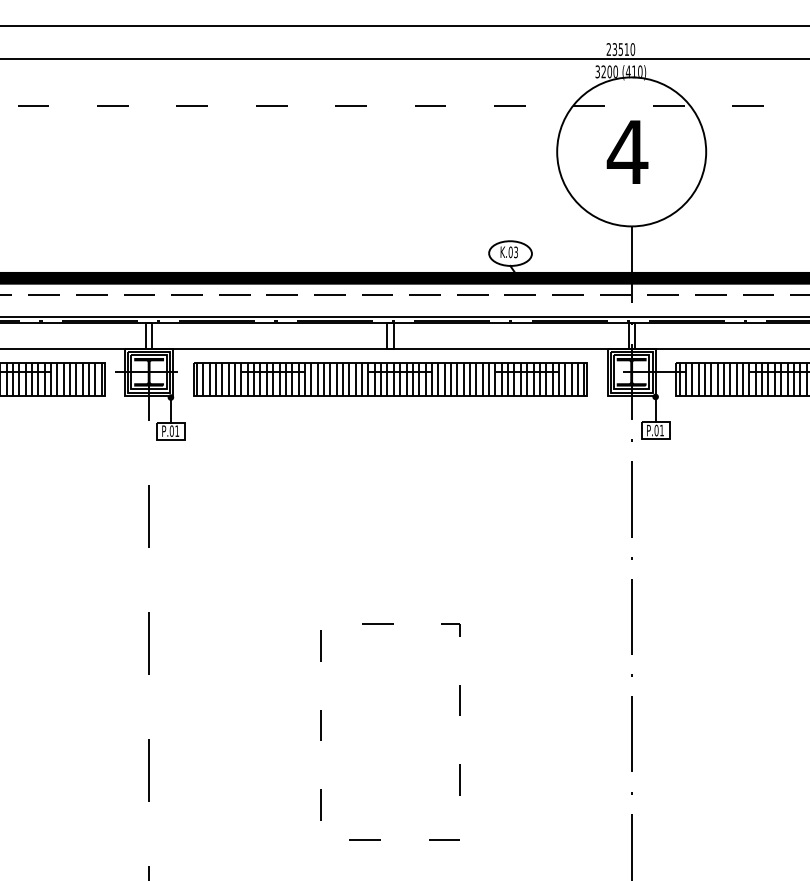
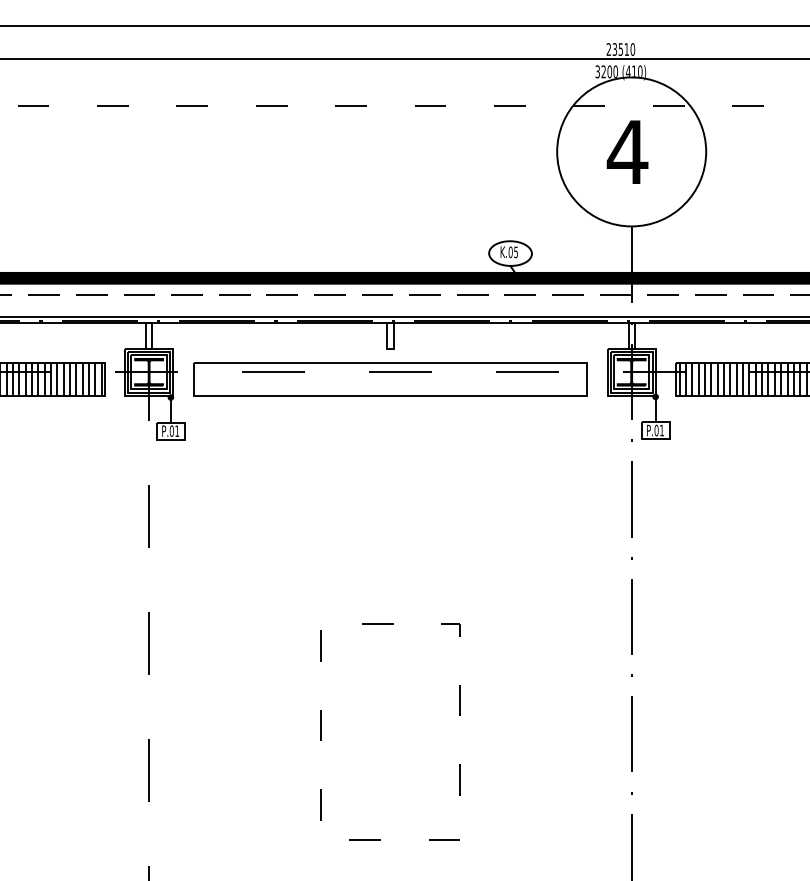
text: K.03 -> K.05 (515, 251)
line: present -> none (404, 348)
hatch: present -> none (390, 378)
